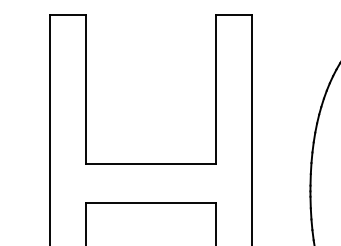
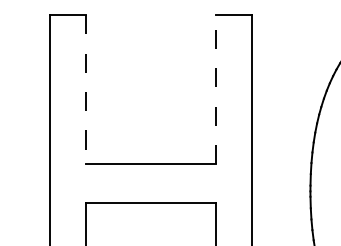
line: solid -> dashed (86, 89)
line: solid -> dashed (216, 89)
